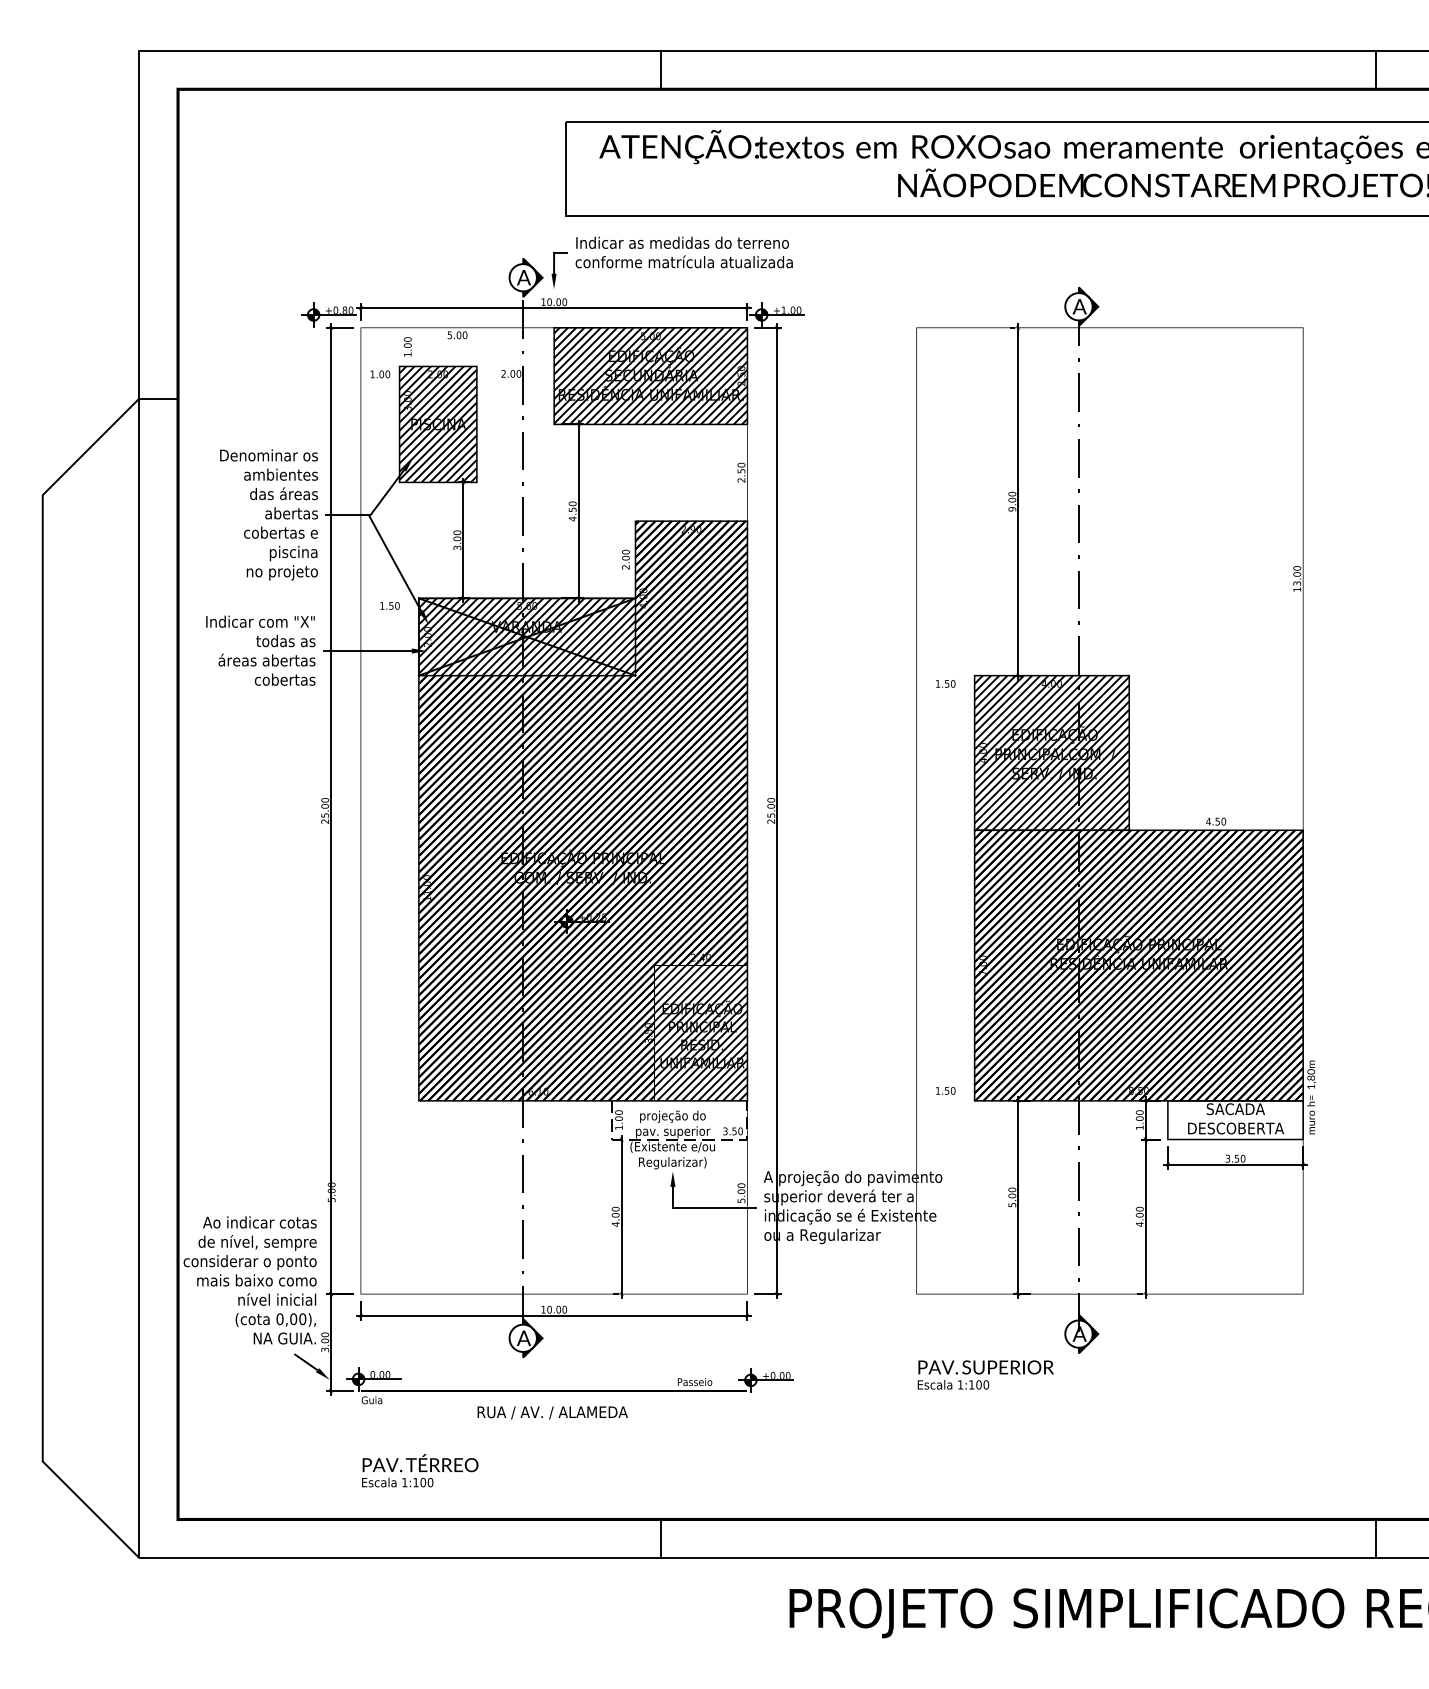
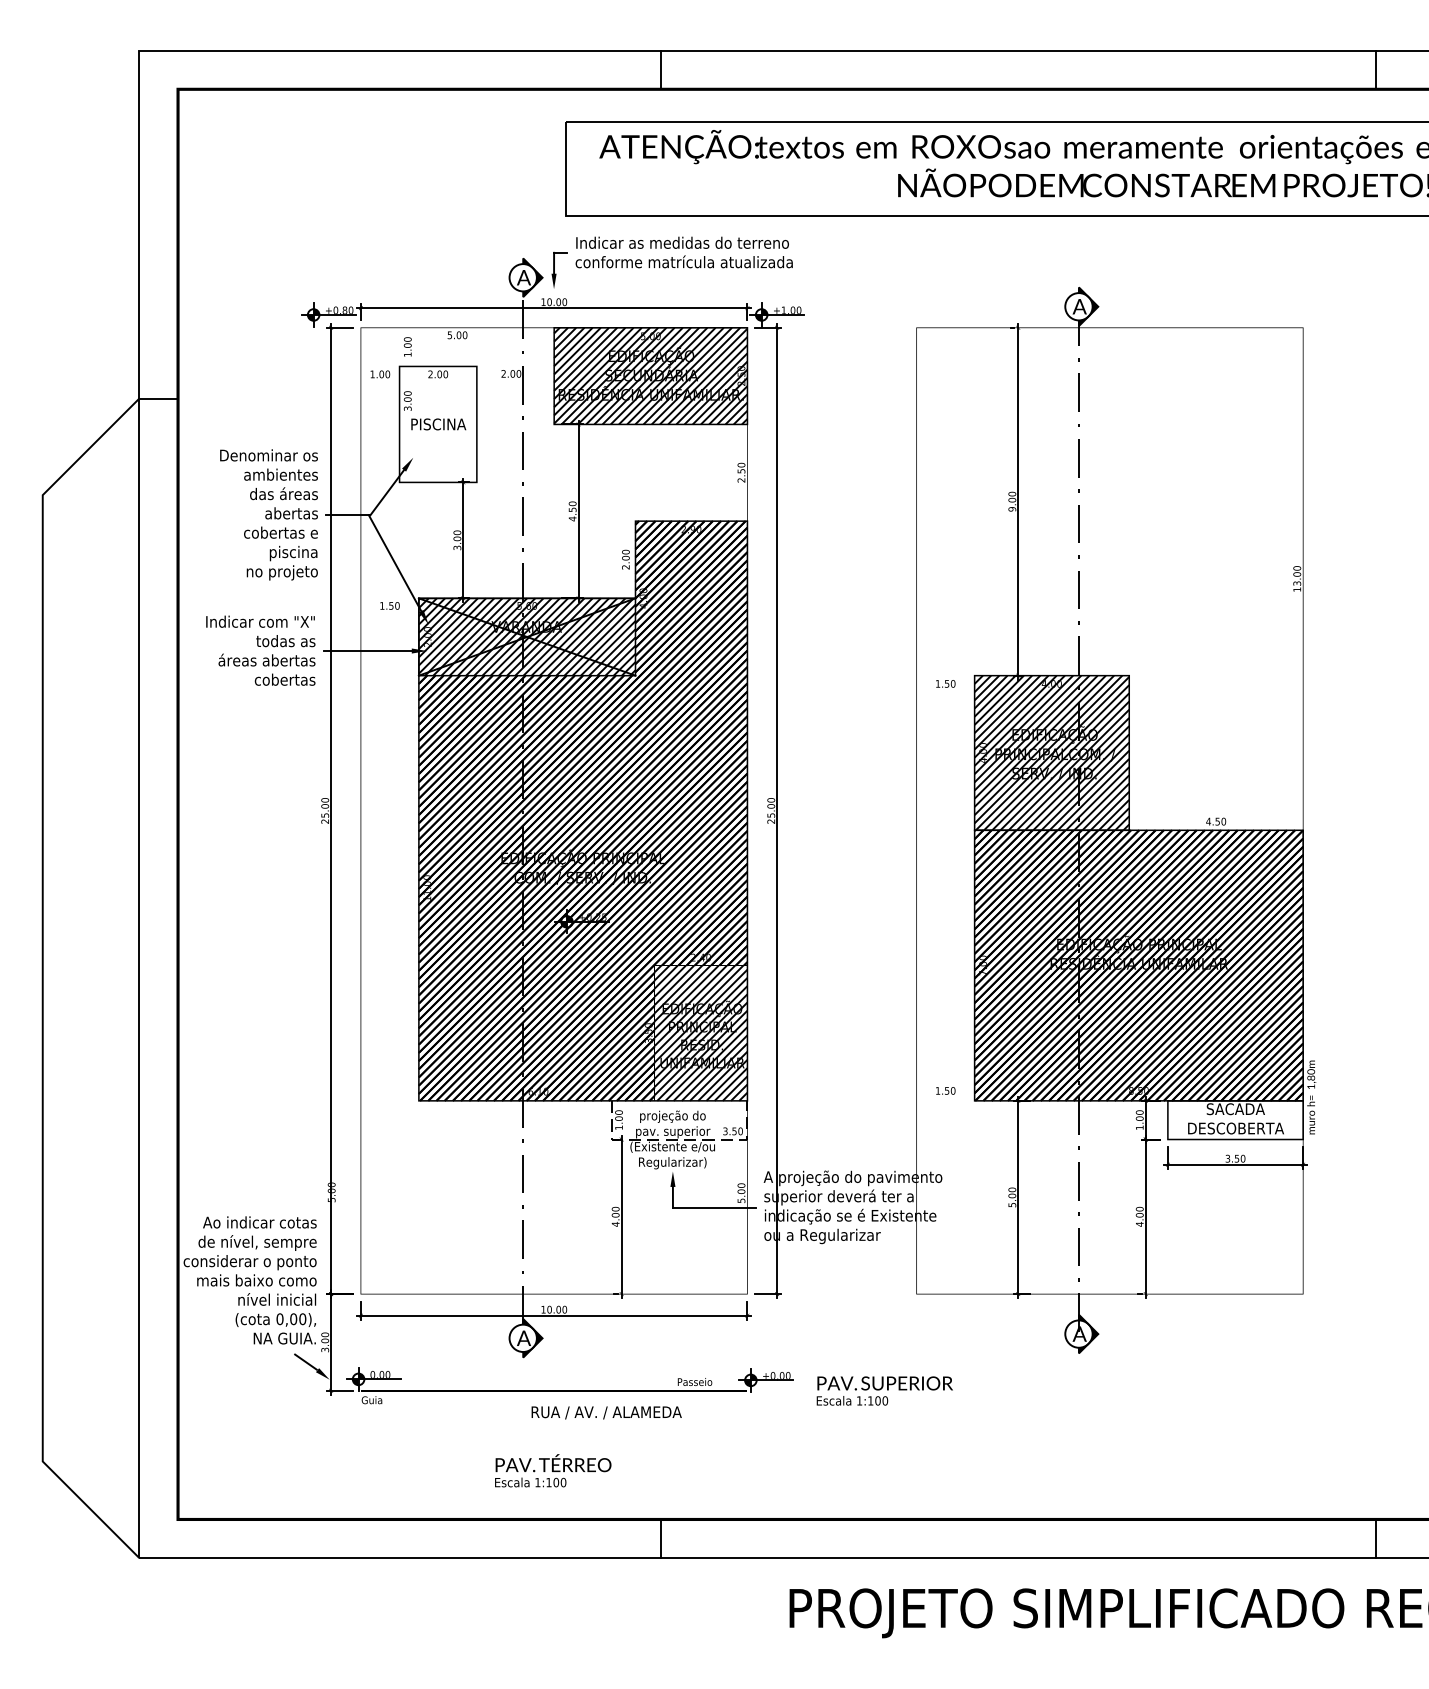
hatch: present -> none (437, 424)
text position: (985, 1374) -> (884, 1390) (884, 1390)
text position: (552, 1412) -> (606, 1412) (606, 1412)
text position: (420, 1470) -> (553, 1470) (553, 1470)
